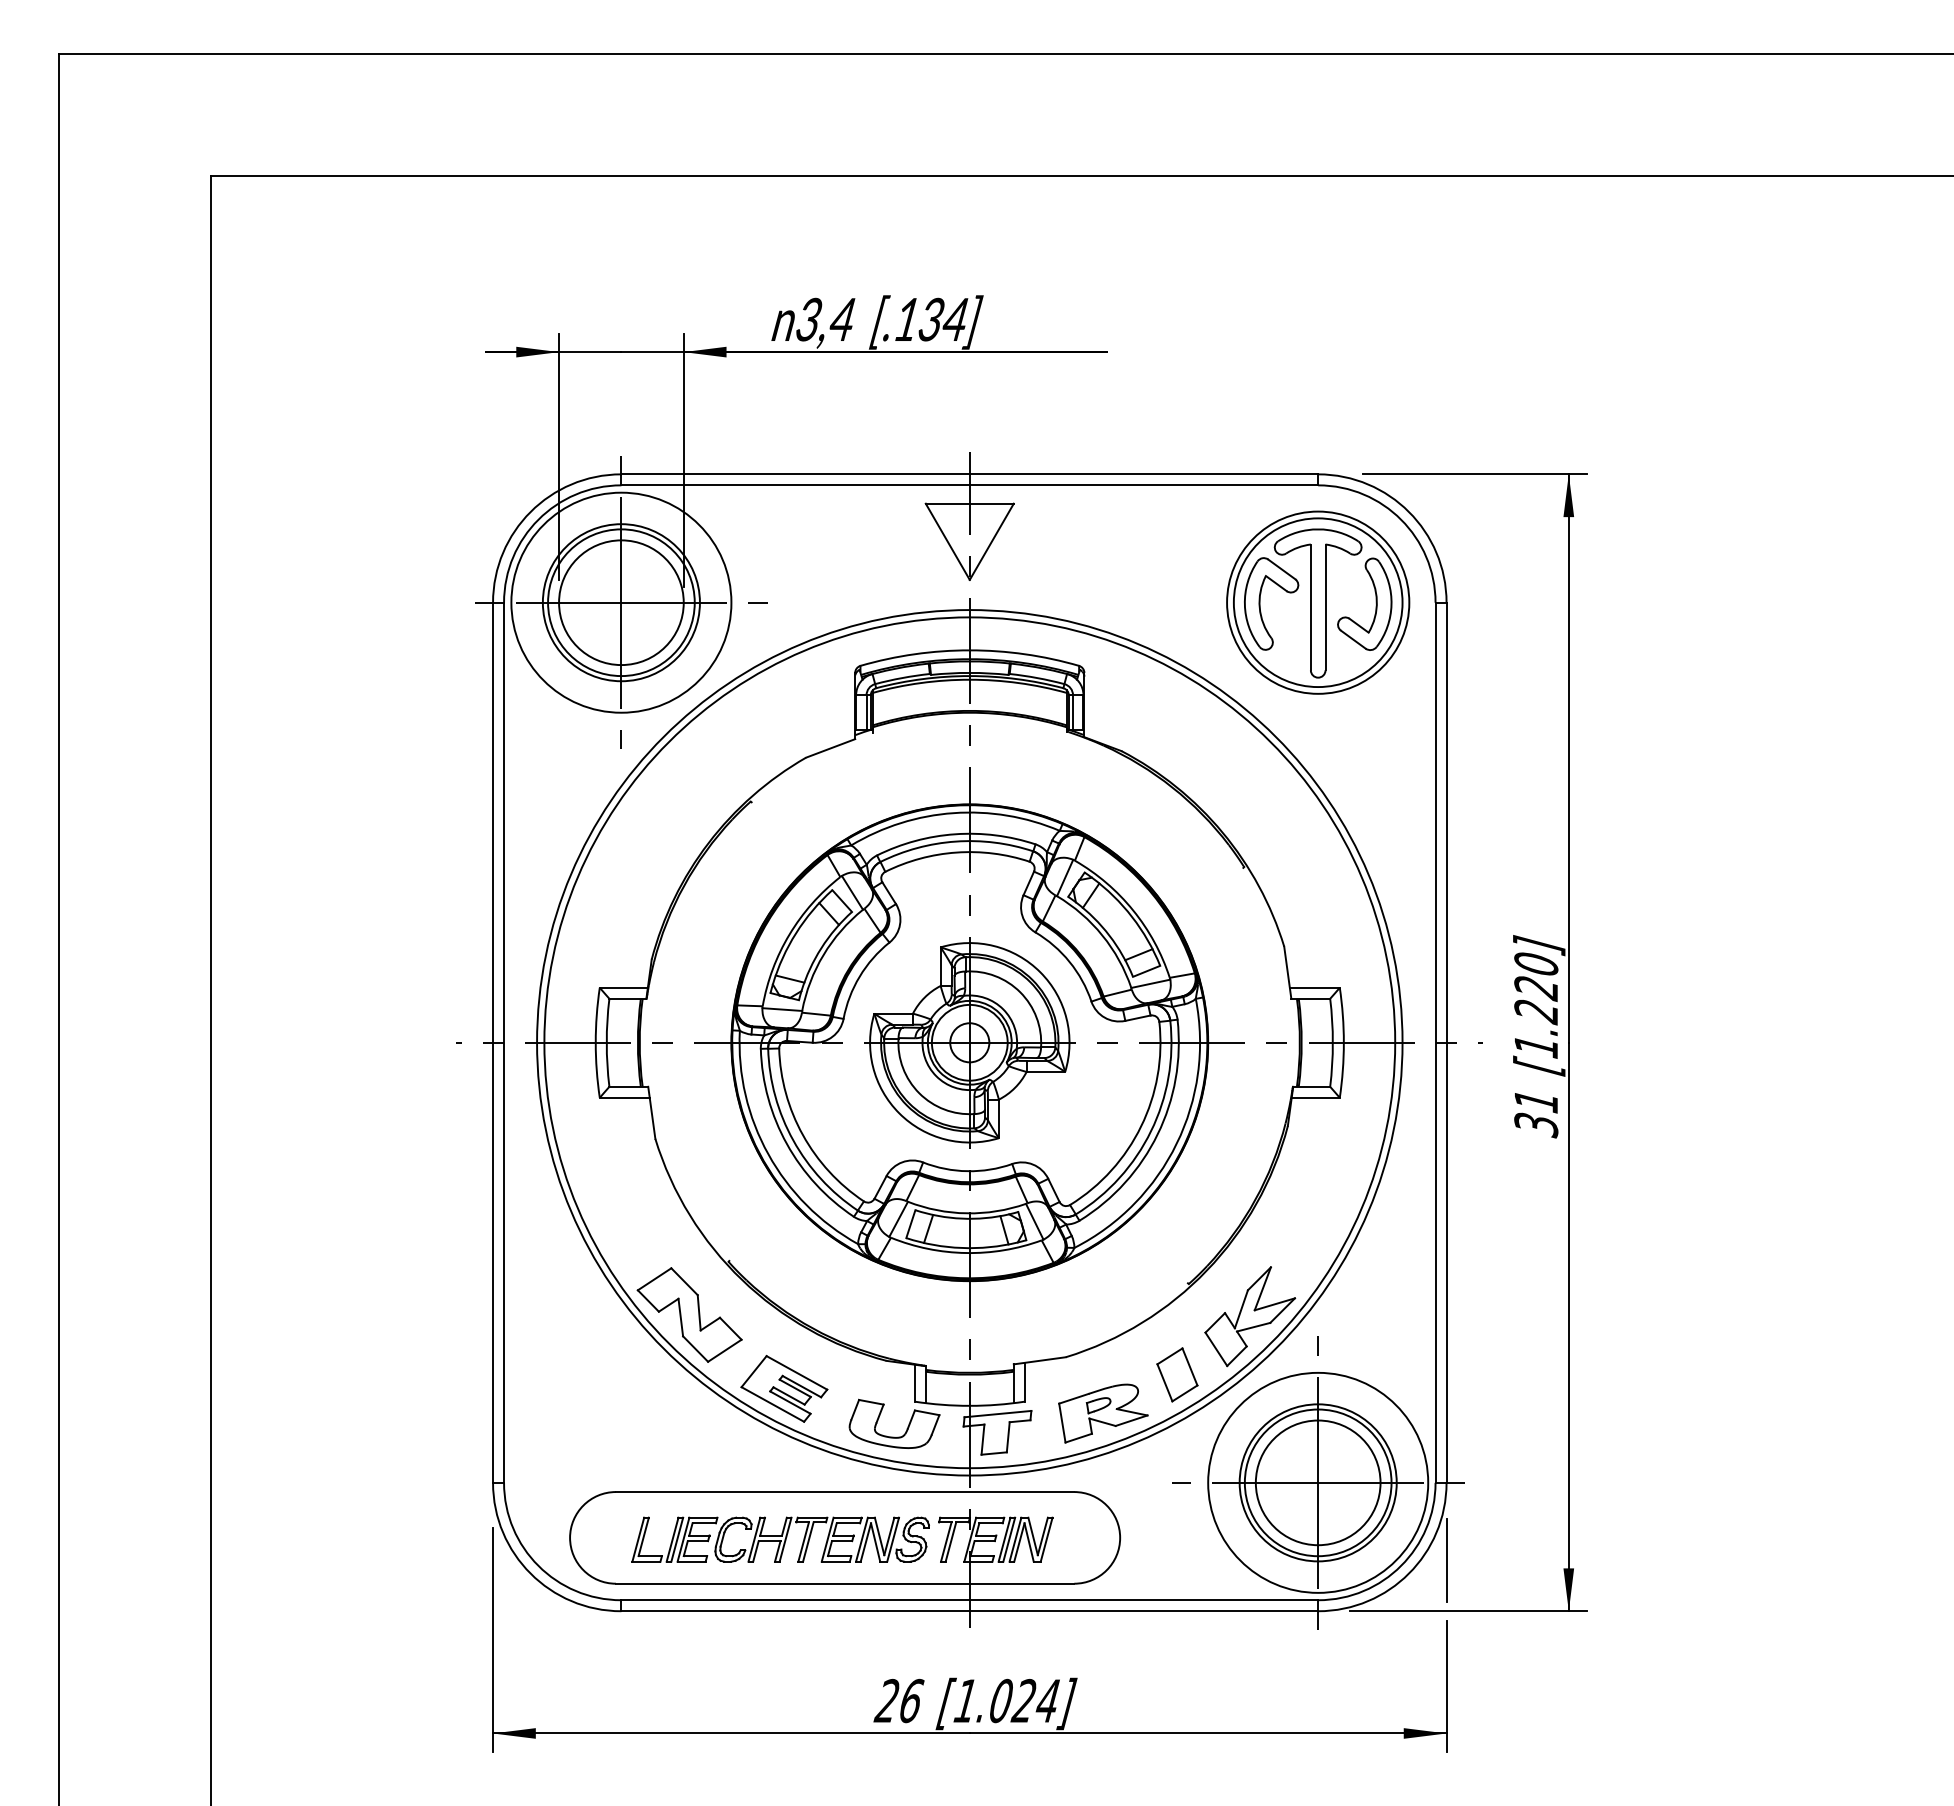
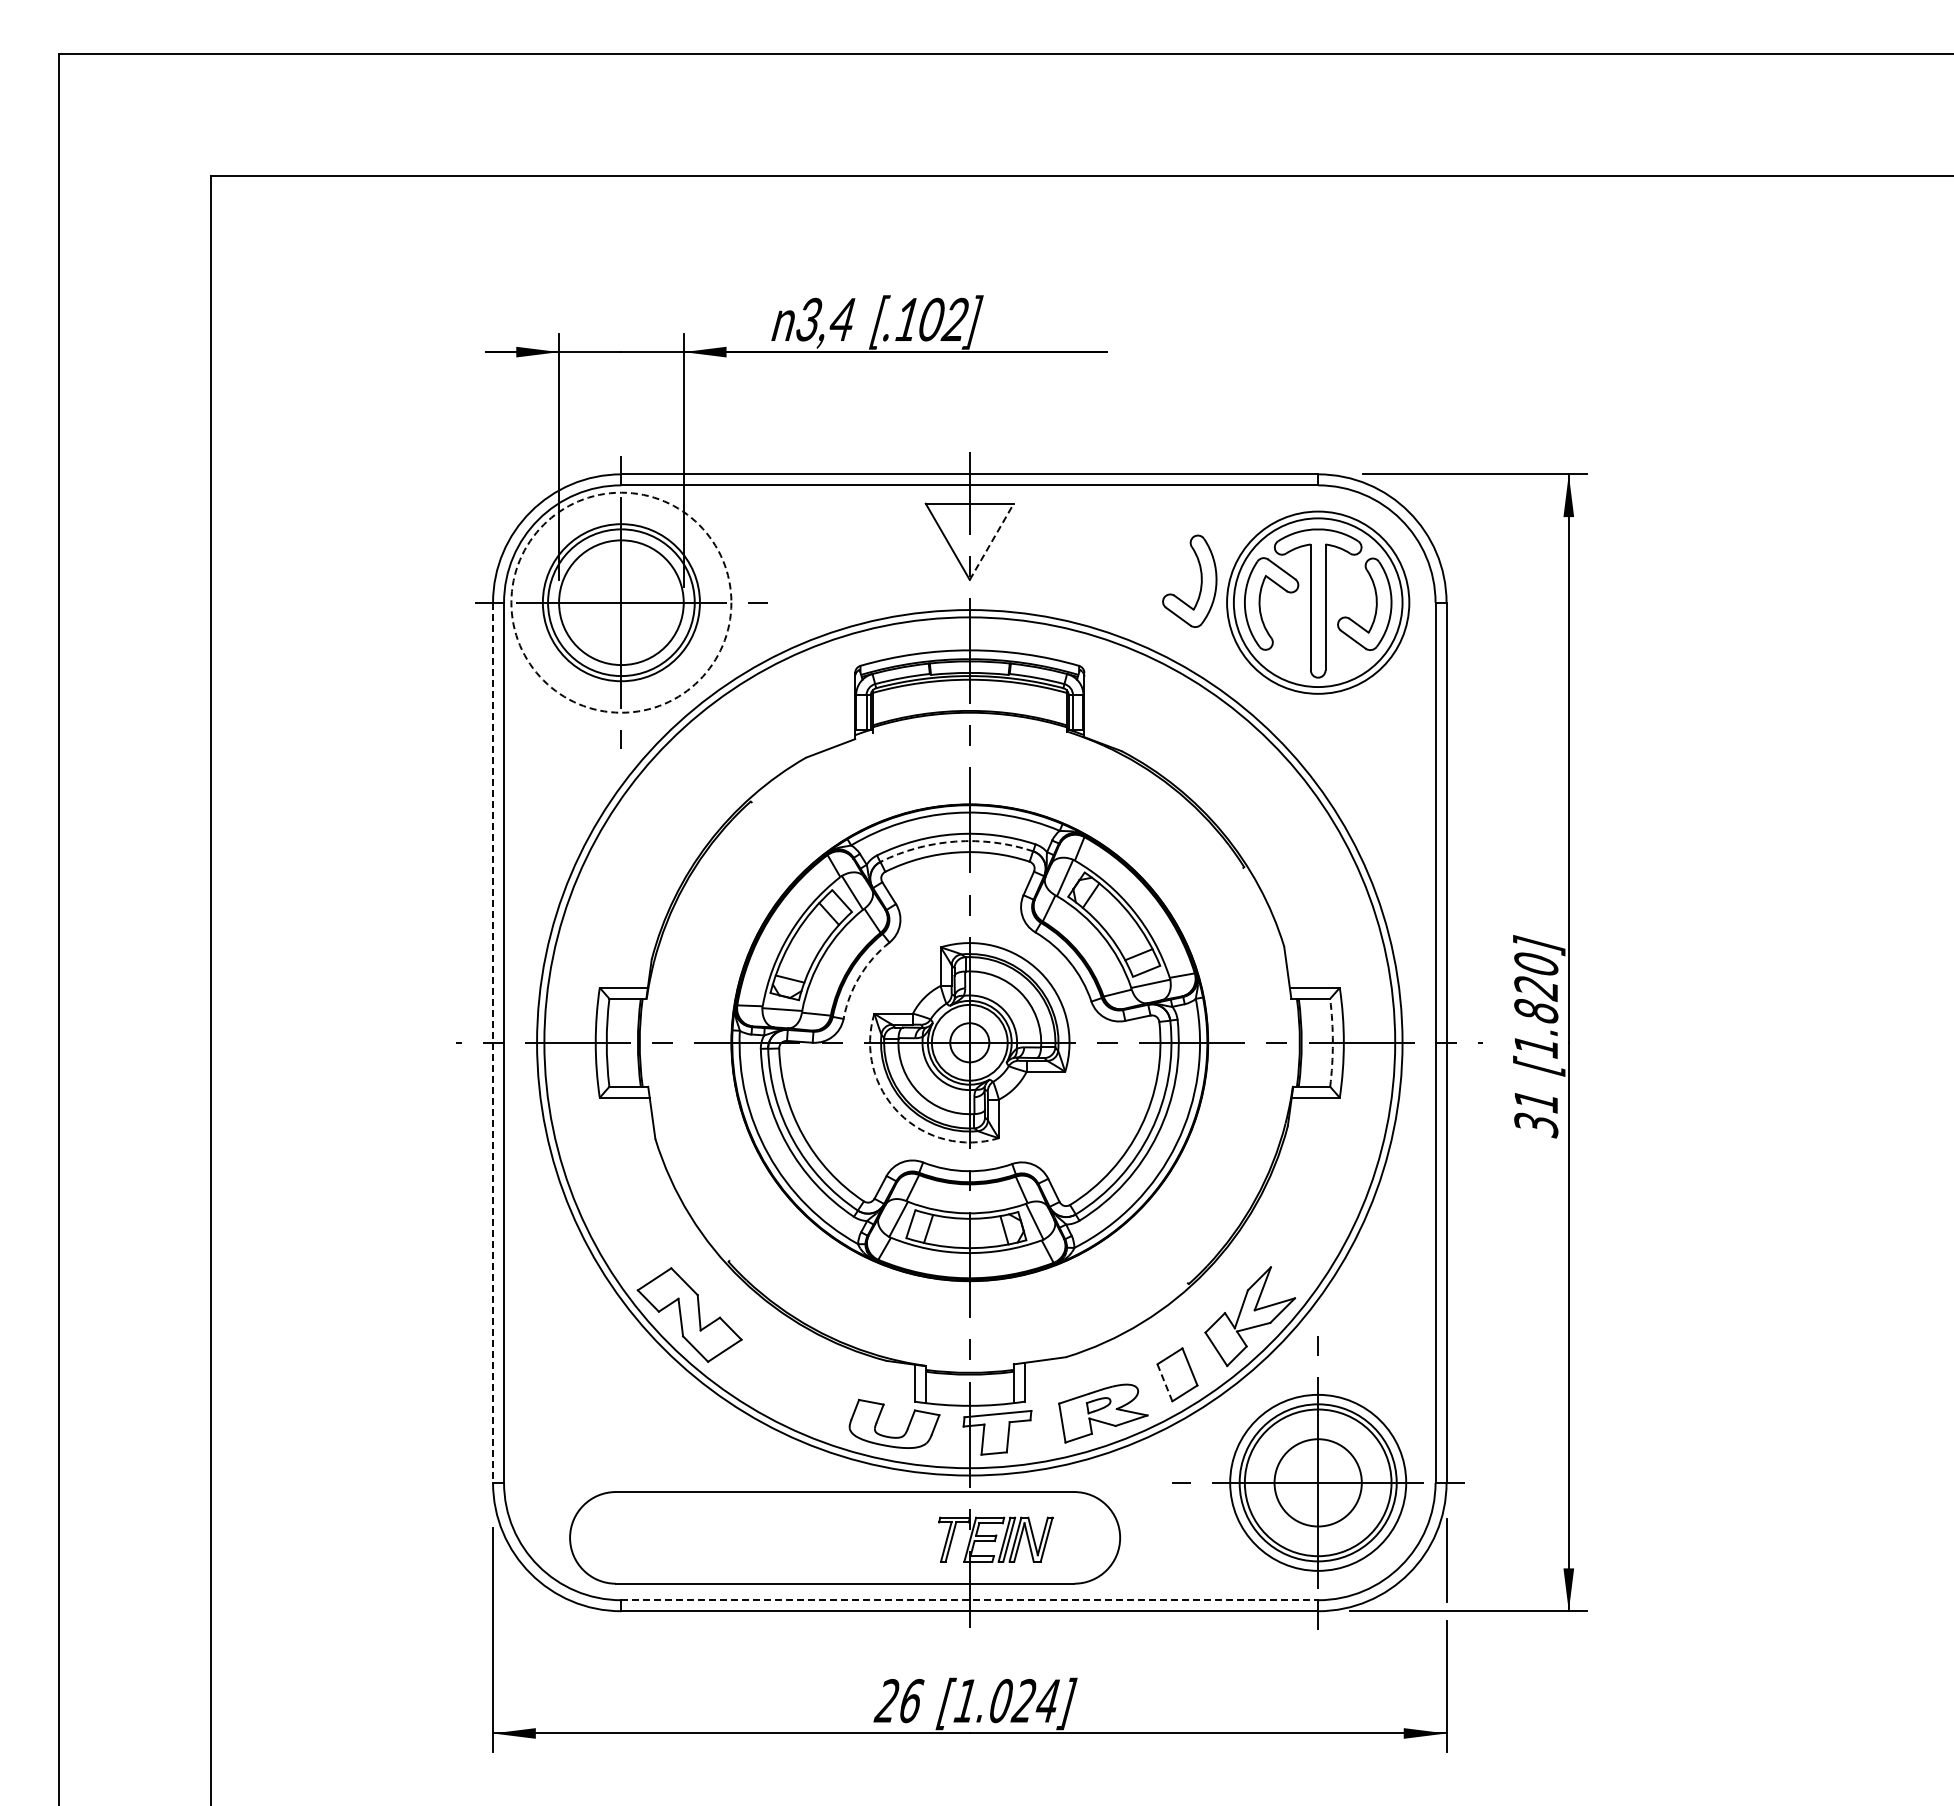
text: [.134] -> [.102] (943, 319)
line: solid -> dashed (992, 541)
part: none -> present (1200, 580)
circle: solid -> dashed (621, 602)
arc: solid -> dashed (955, 841)
arc: solid -> dashed (859, 976)
text: [1.220] -> [1.820] (1536, 1012)
arc: solid -> dashed (1332, 1042)
line: solid -> dashed (493, 1043)
arc: solid -> dashed (899, 1113)
line: solid -> dashed (1164, 1382)
part: present -> none (784, 1388)
circle diameter: 125 px -> 87 px (1317, 1482)
circle diameter: 220 px -> 176 px (1318, 1482)
part: present -> none (780, 1539)
line: solid -> dashed (970, 1600)
